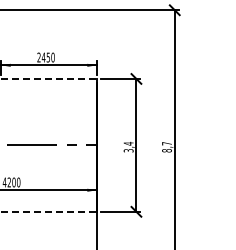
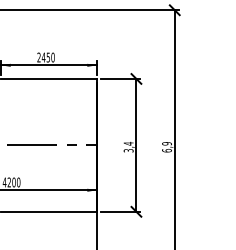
line: dashed -> solid (49, 78)
text: 8,7 -> 6,9 (166, 147)
line: dashed -> solid (49, 211)
